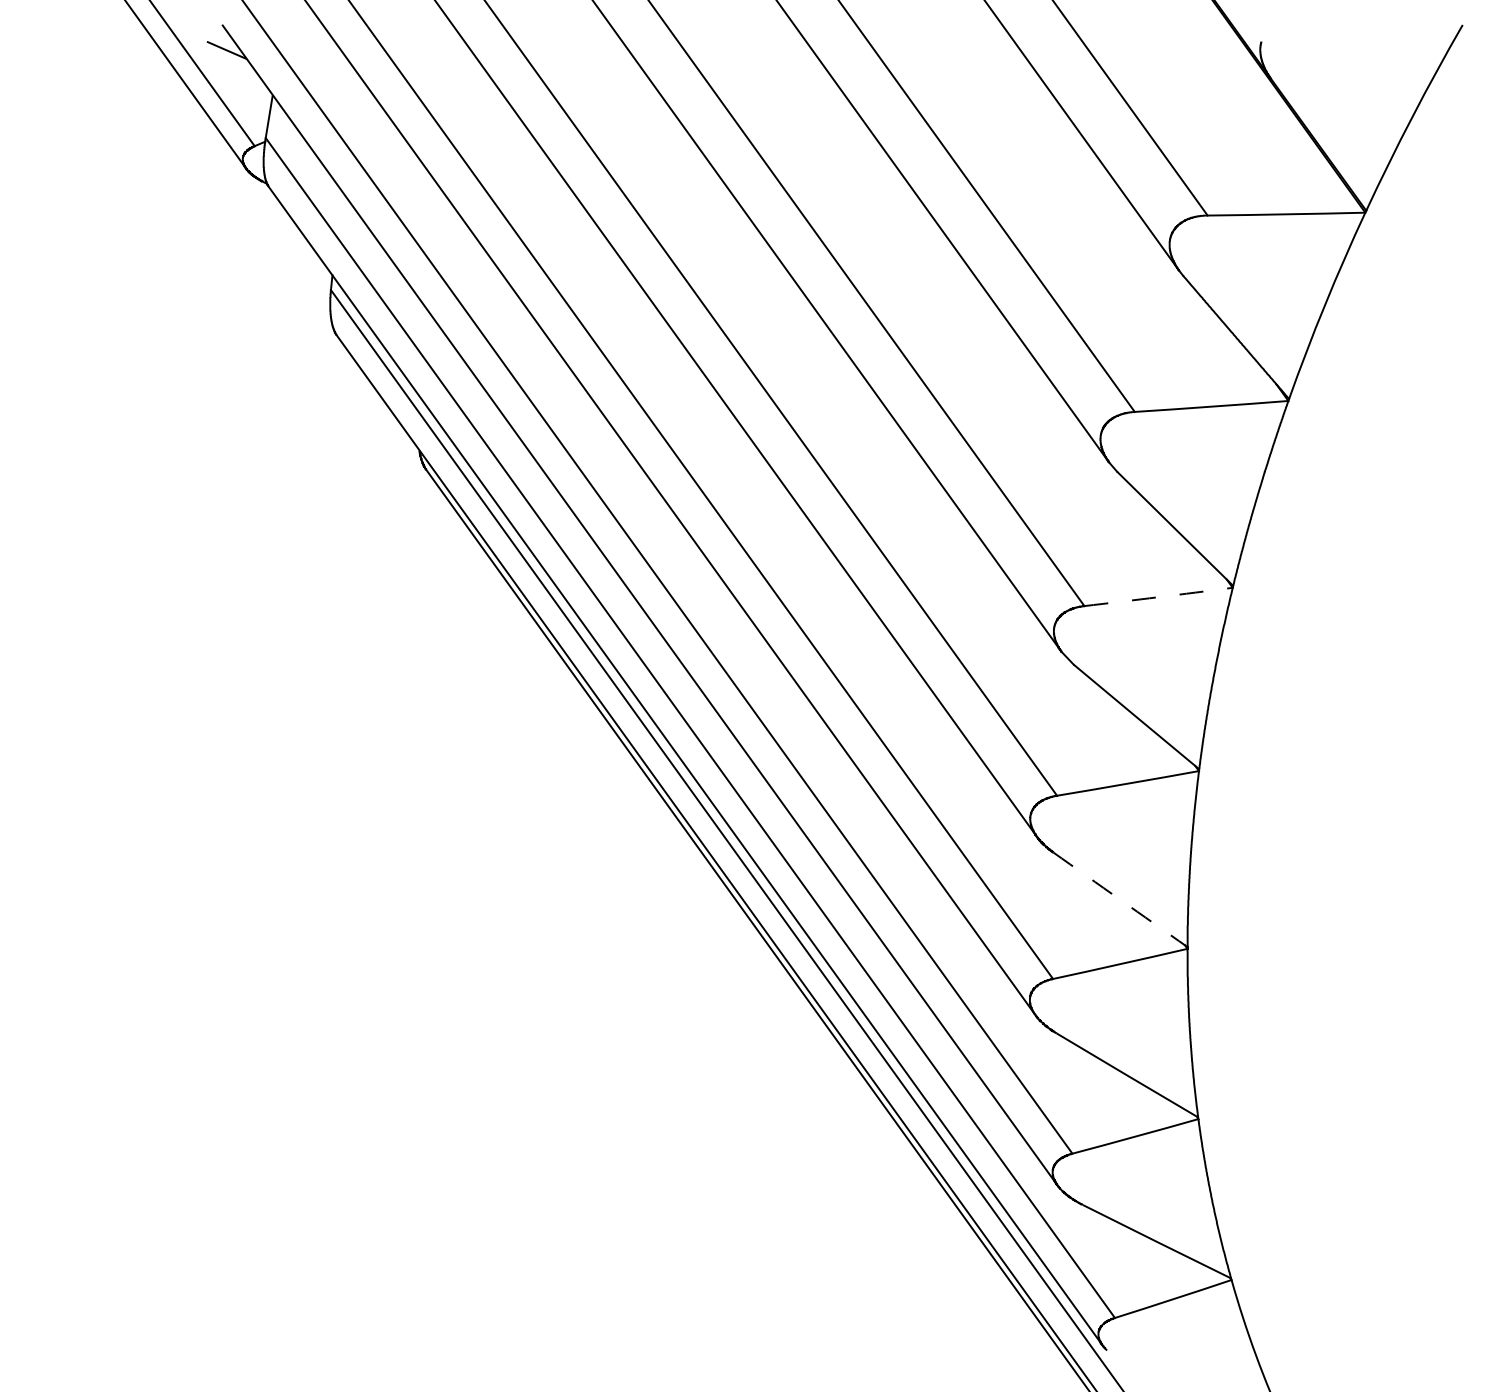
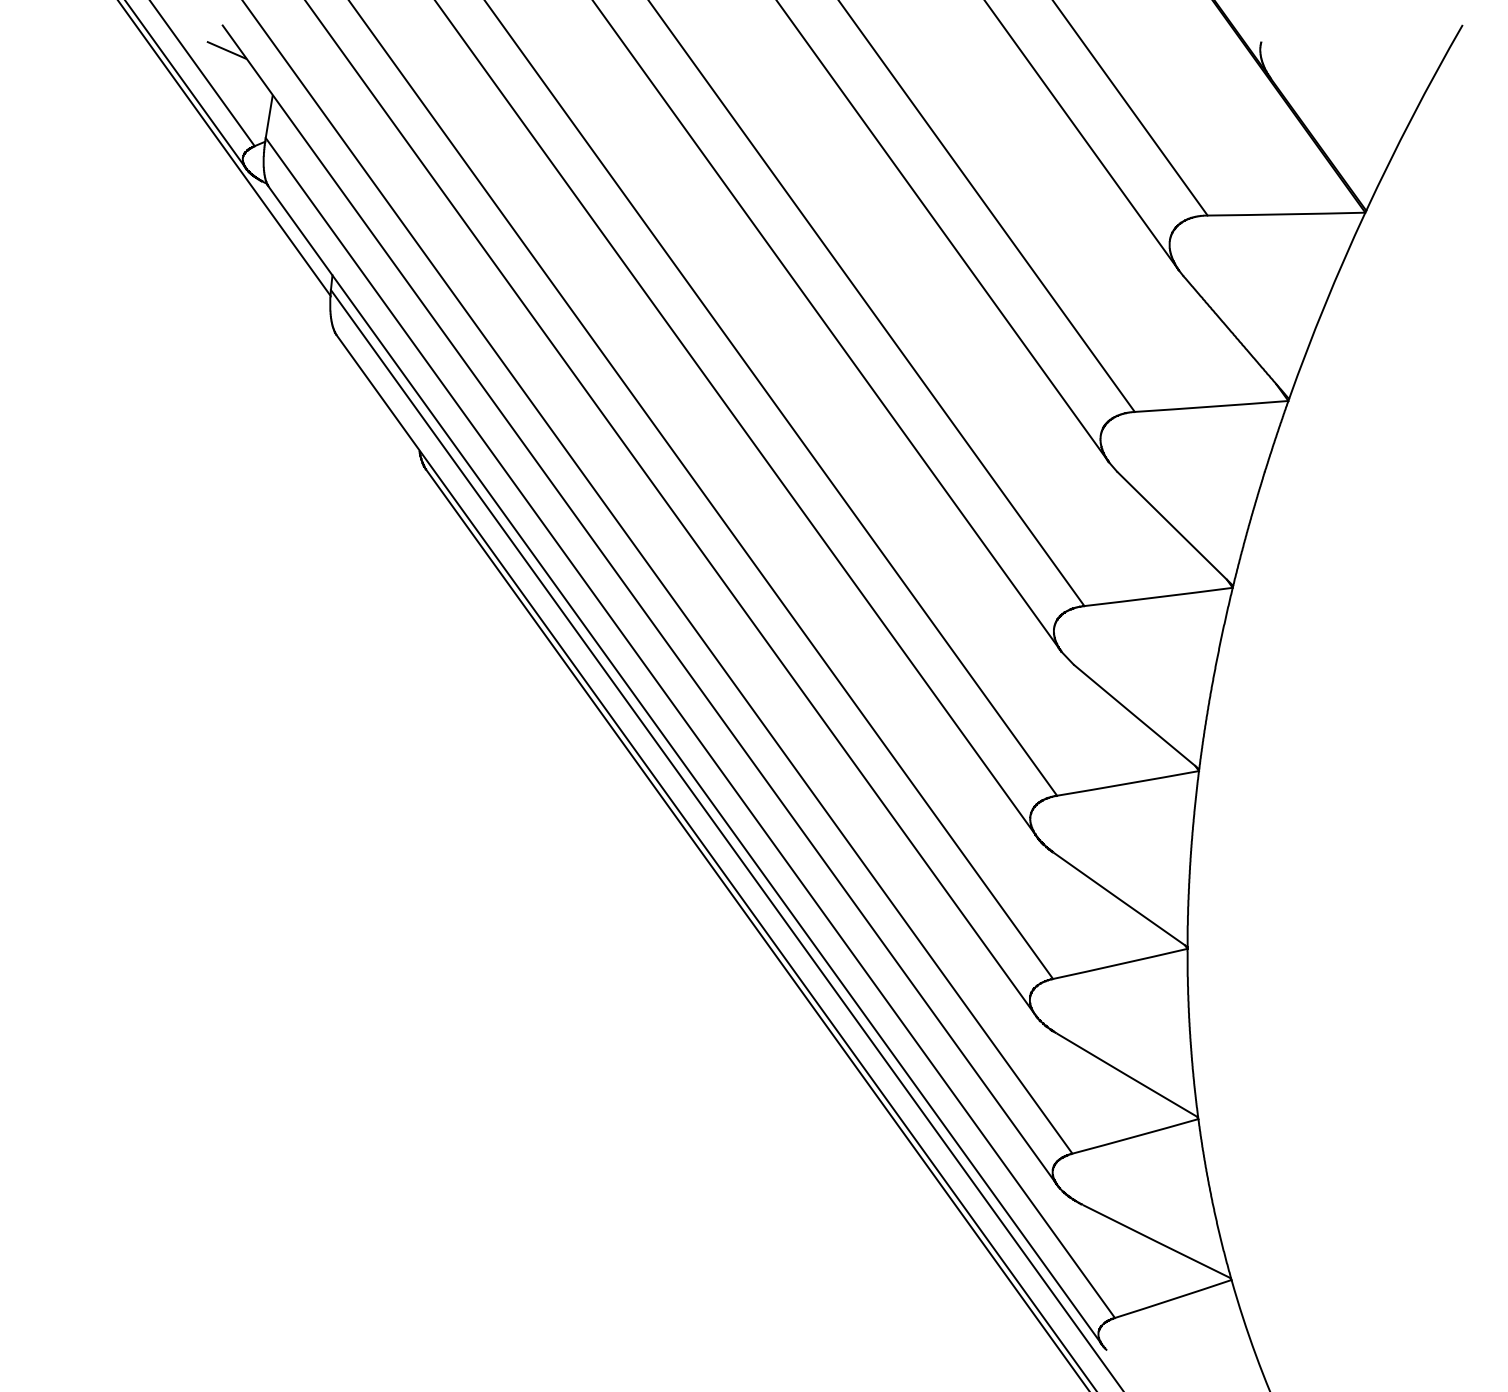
line: none -> present (224, 149)
arc: dashed -> solid (1158, 597)
arc: dashed -> solid (1120, 899)
